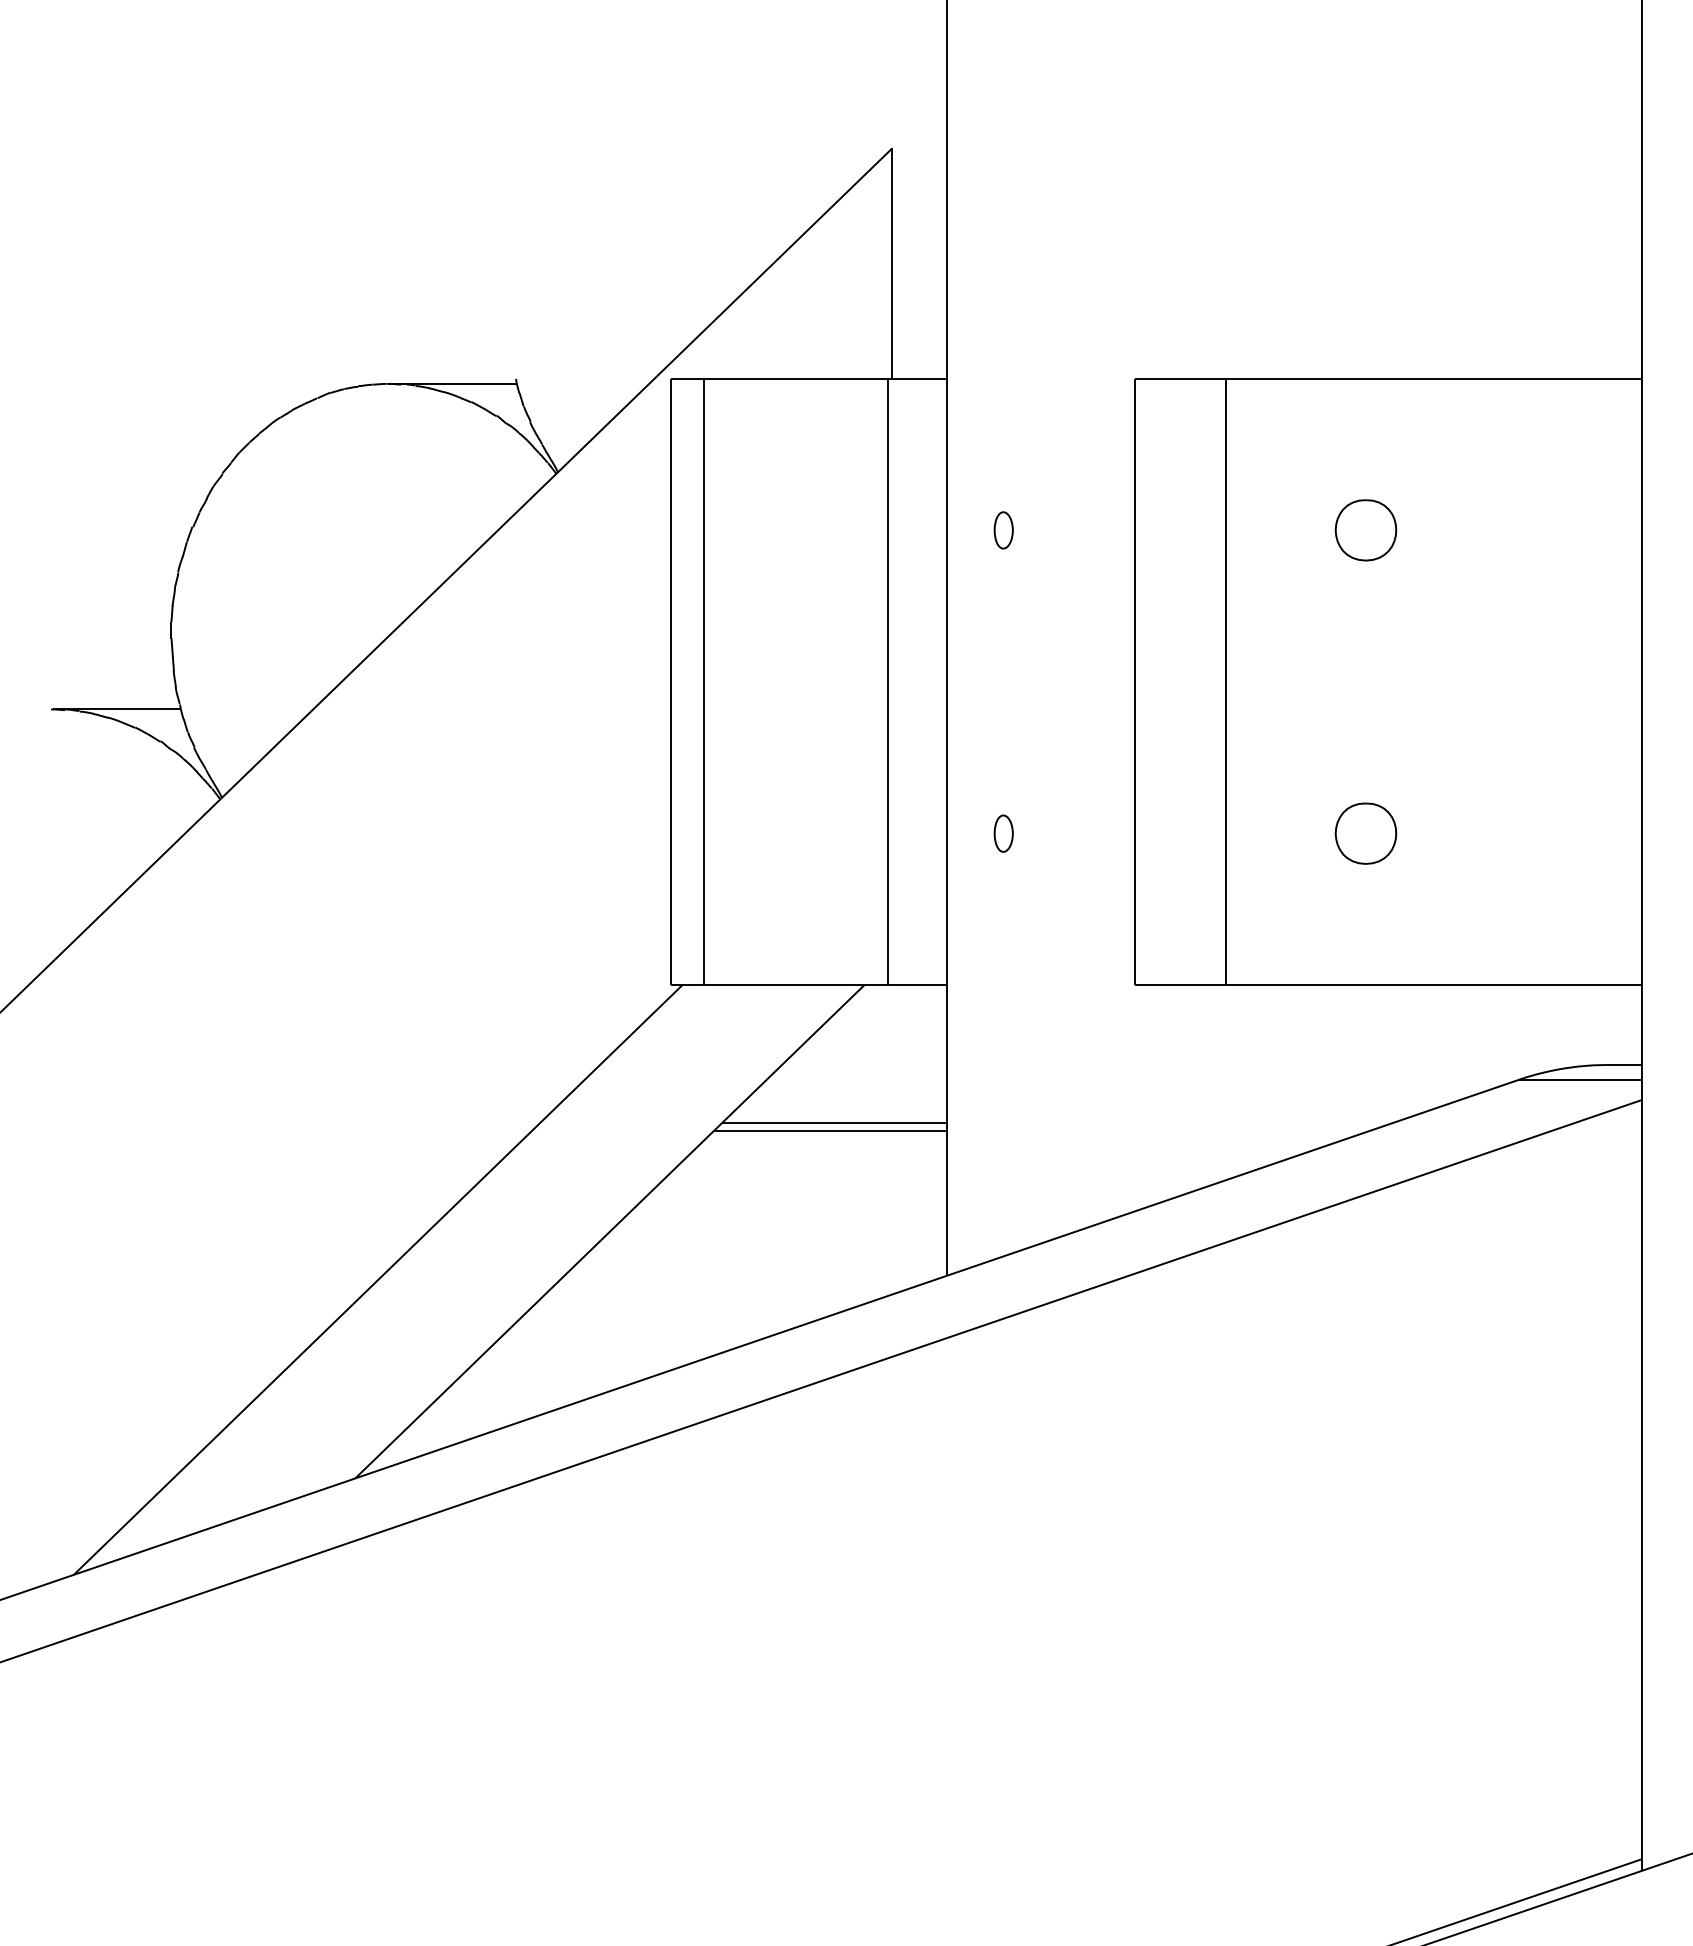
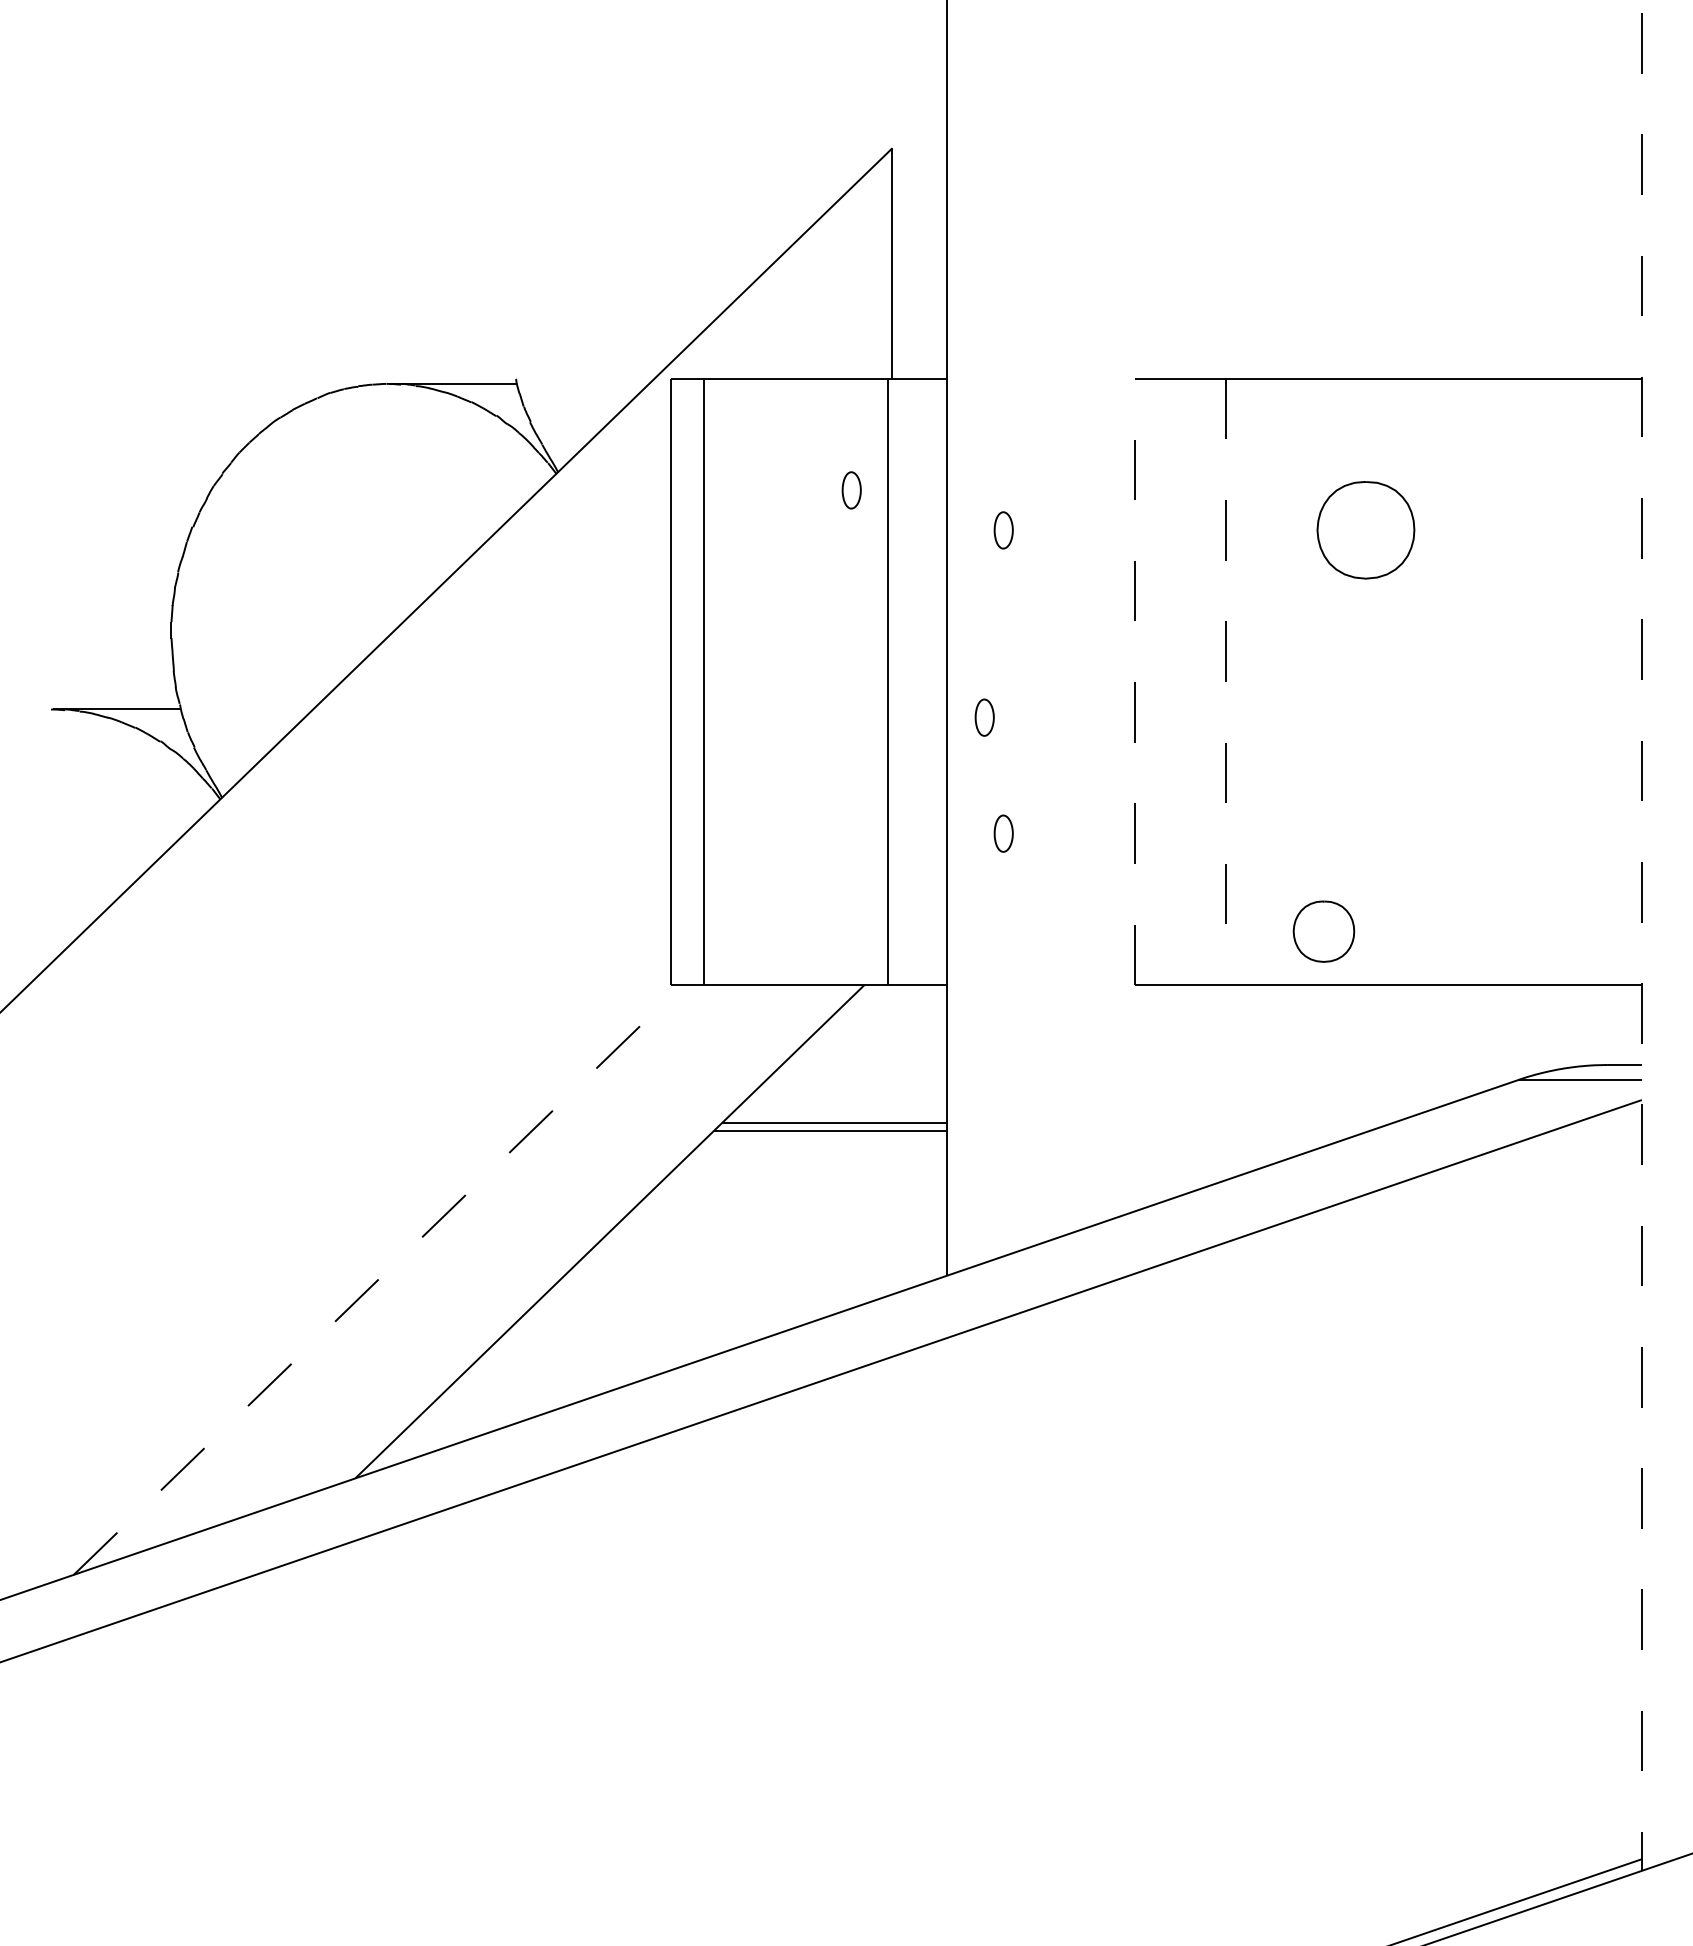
part: none -> present (851, 490)
part size: 64x63 px -> 100x99 px (1365, 530)
line: solid -> dashed (1135, 681)
line: solid -> dashed (1226, 682)
part: none -> present (984, 717)
part position: (1365, 833) -> (1323, 931) (1323, 931)
line: solid -> dashed (1641, 936)
line: solid -> dashed (378, 1280)
